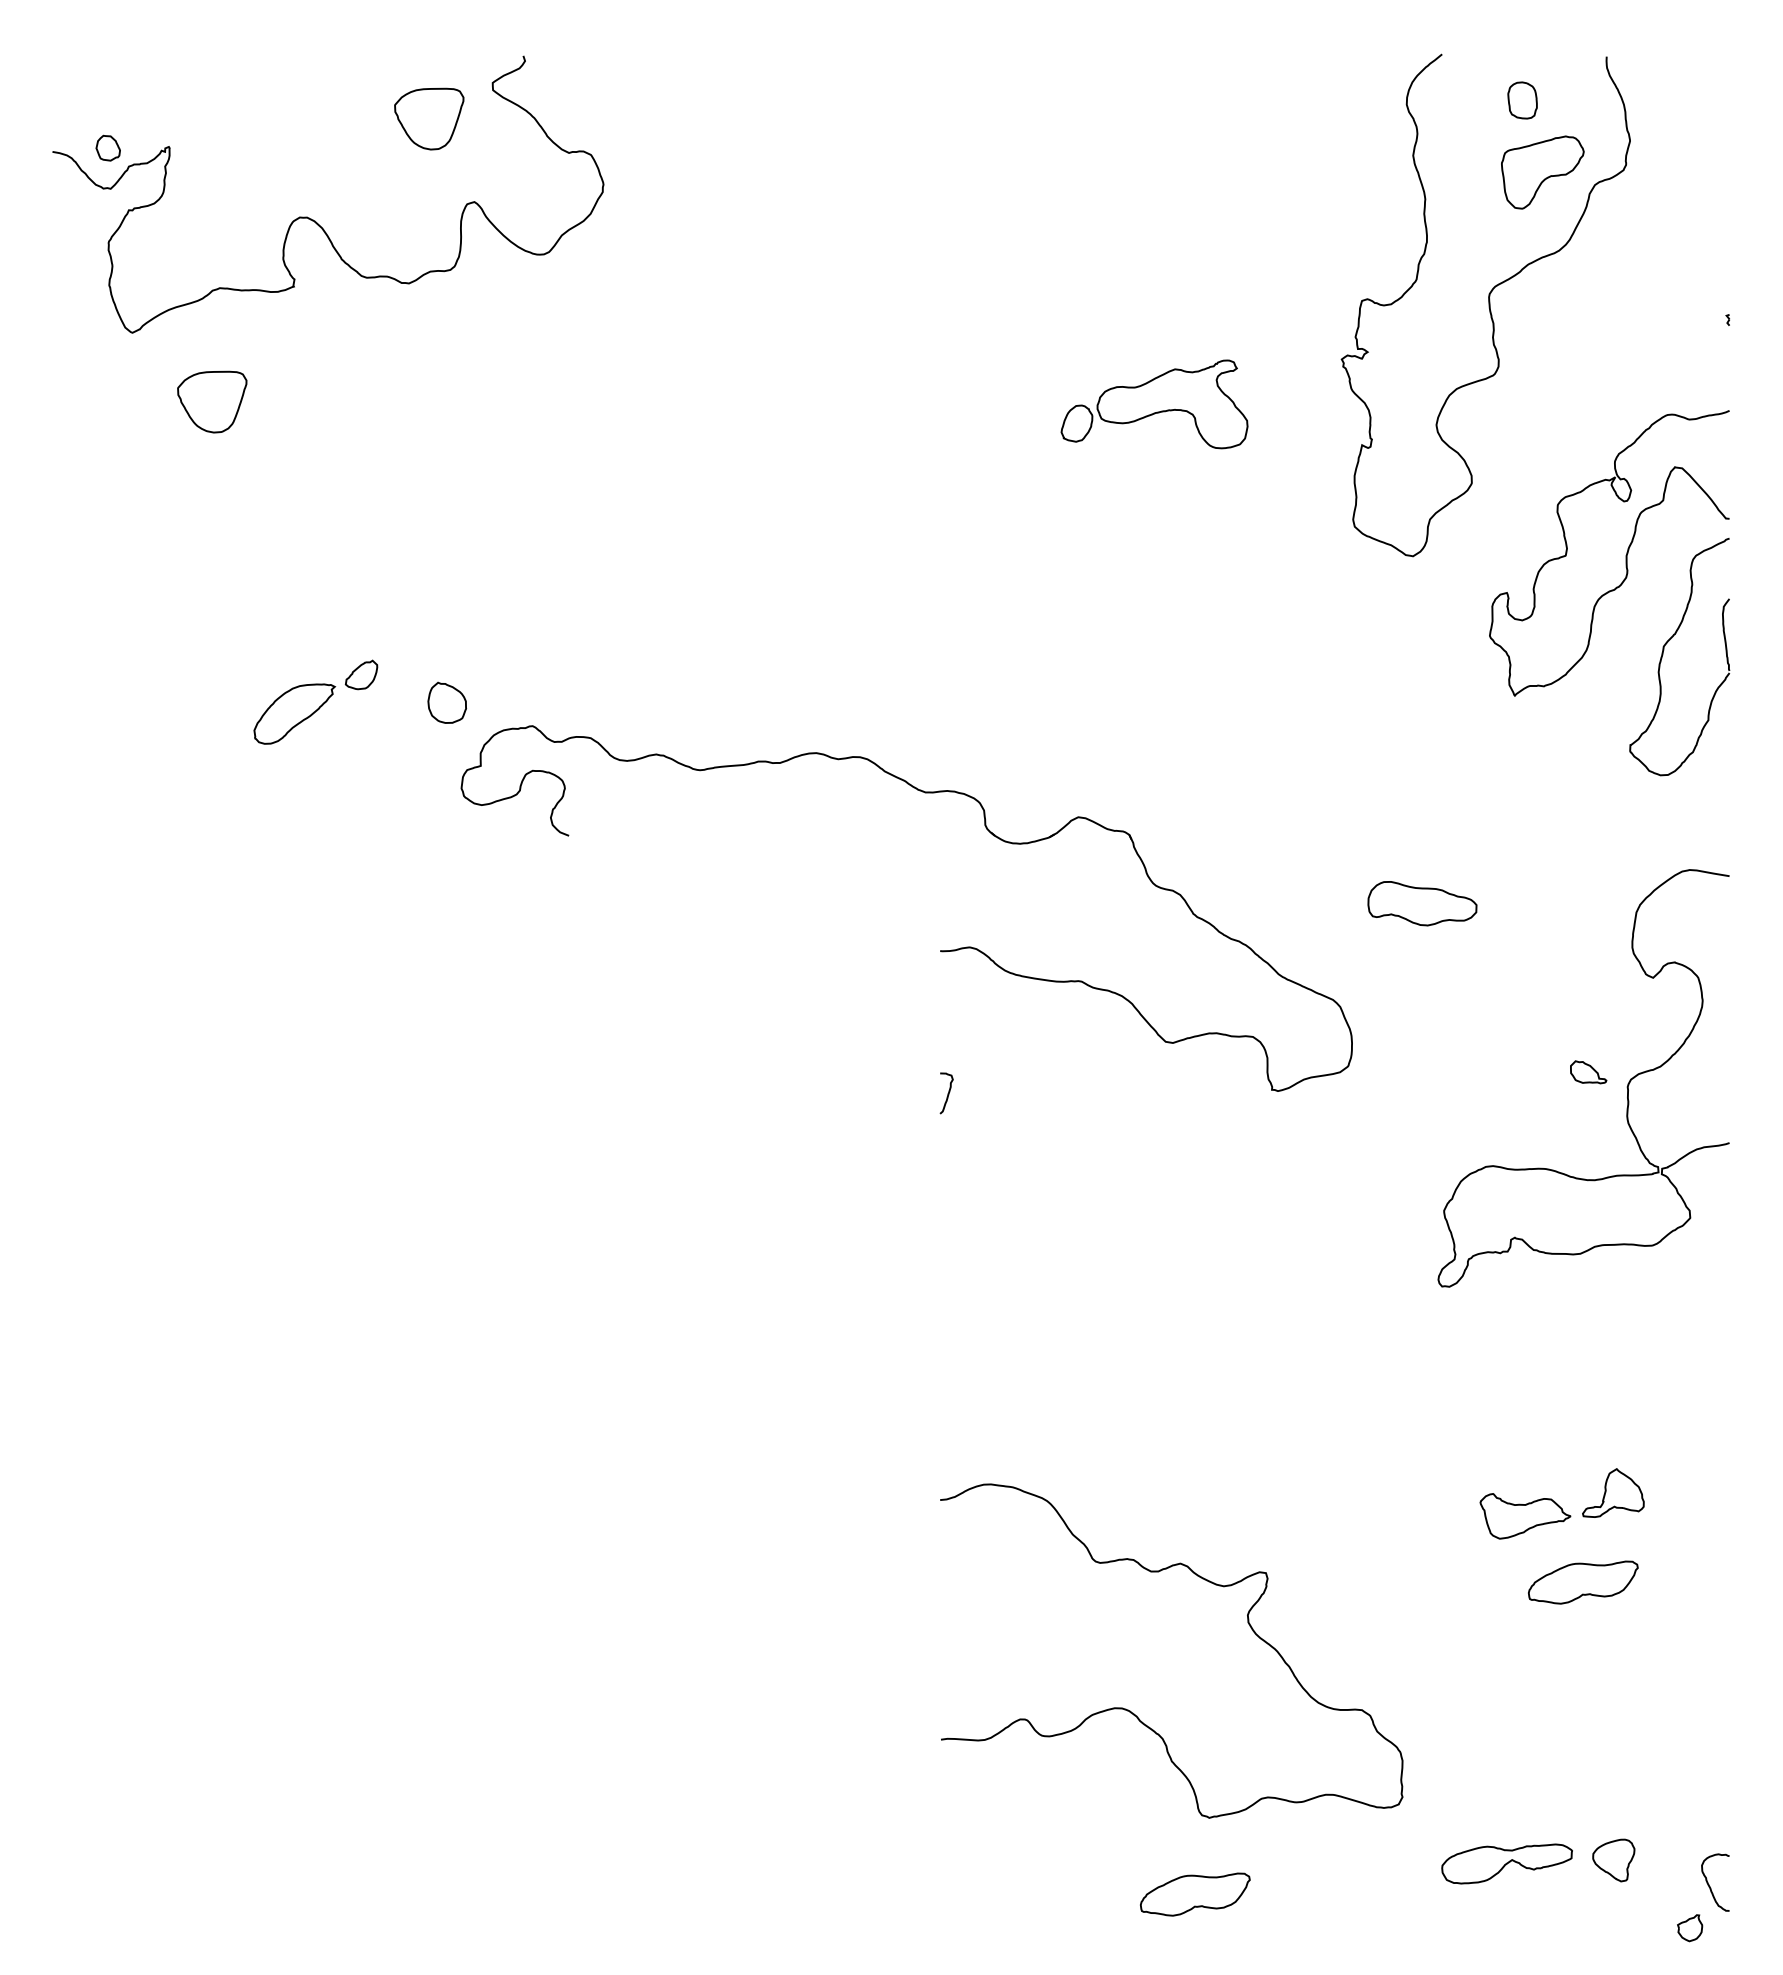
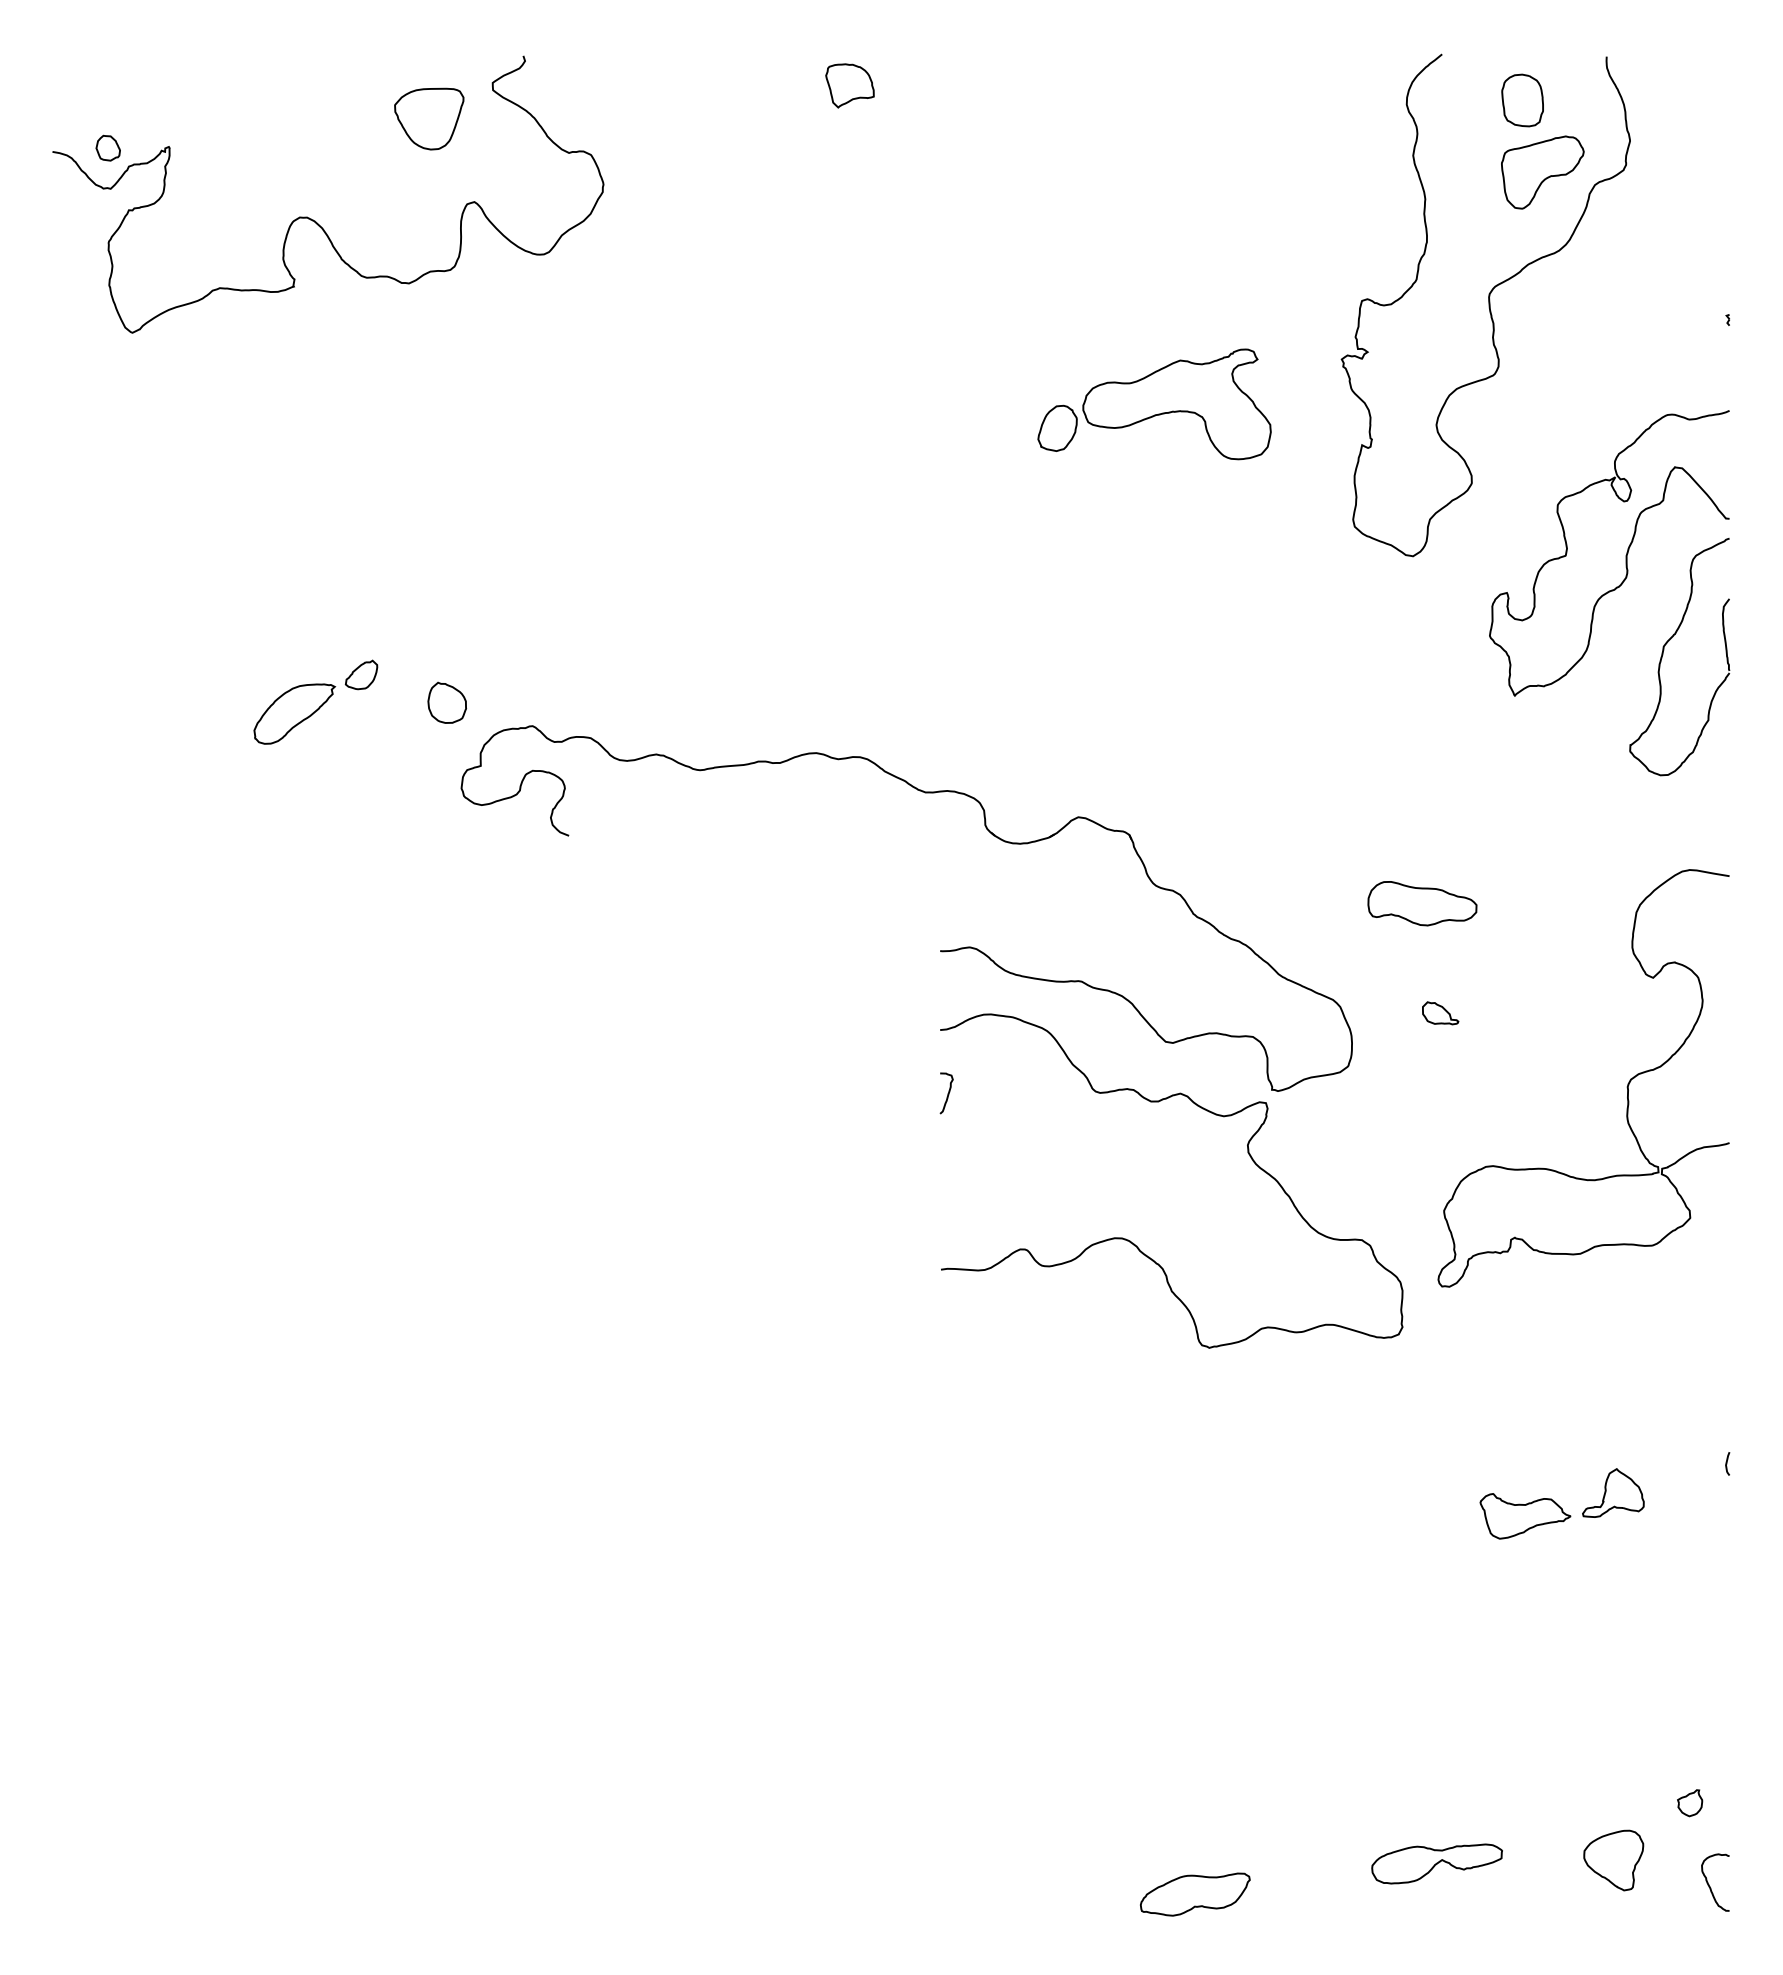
part: none -> present (849, 85)
part size: 31x39 px -> 43x55 px (1522, 100)
part: present -> none (212, 401)
part size: 189x91 px -> 235x113 px (1154, 404)
part position: (1588, 1072) -> (1440, 1013) (1440, 1013)
curve: none -> present (1727, 1463)
part: present -> none (1583, 1582)
curve position: (1130, 1710) -> (1130, 1240) (1130, 1240)
part size: 44x45 px -> 62x63 px (1613, 1860)
part position: (1506, 1863) -> (1436, 1863) (1436, 1863)
part position: (1690, 1928) -> (1690, 1803) (1690, 1803)
